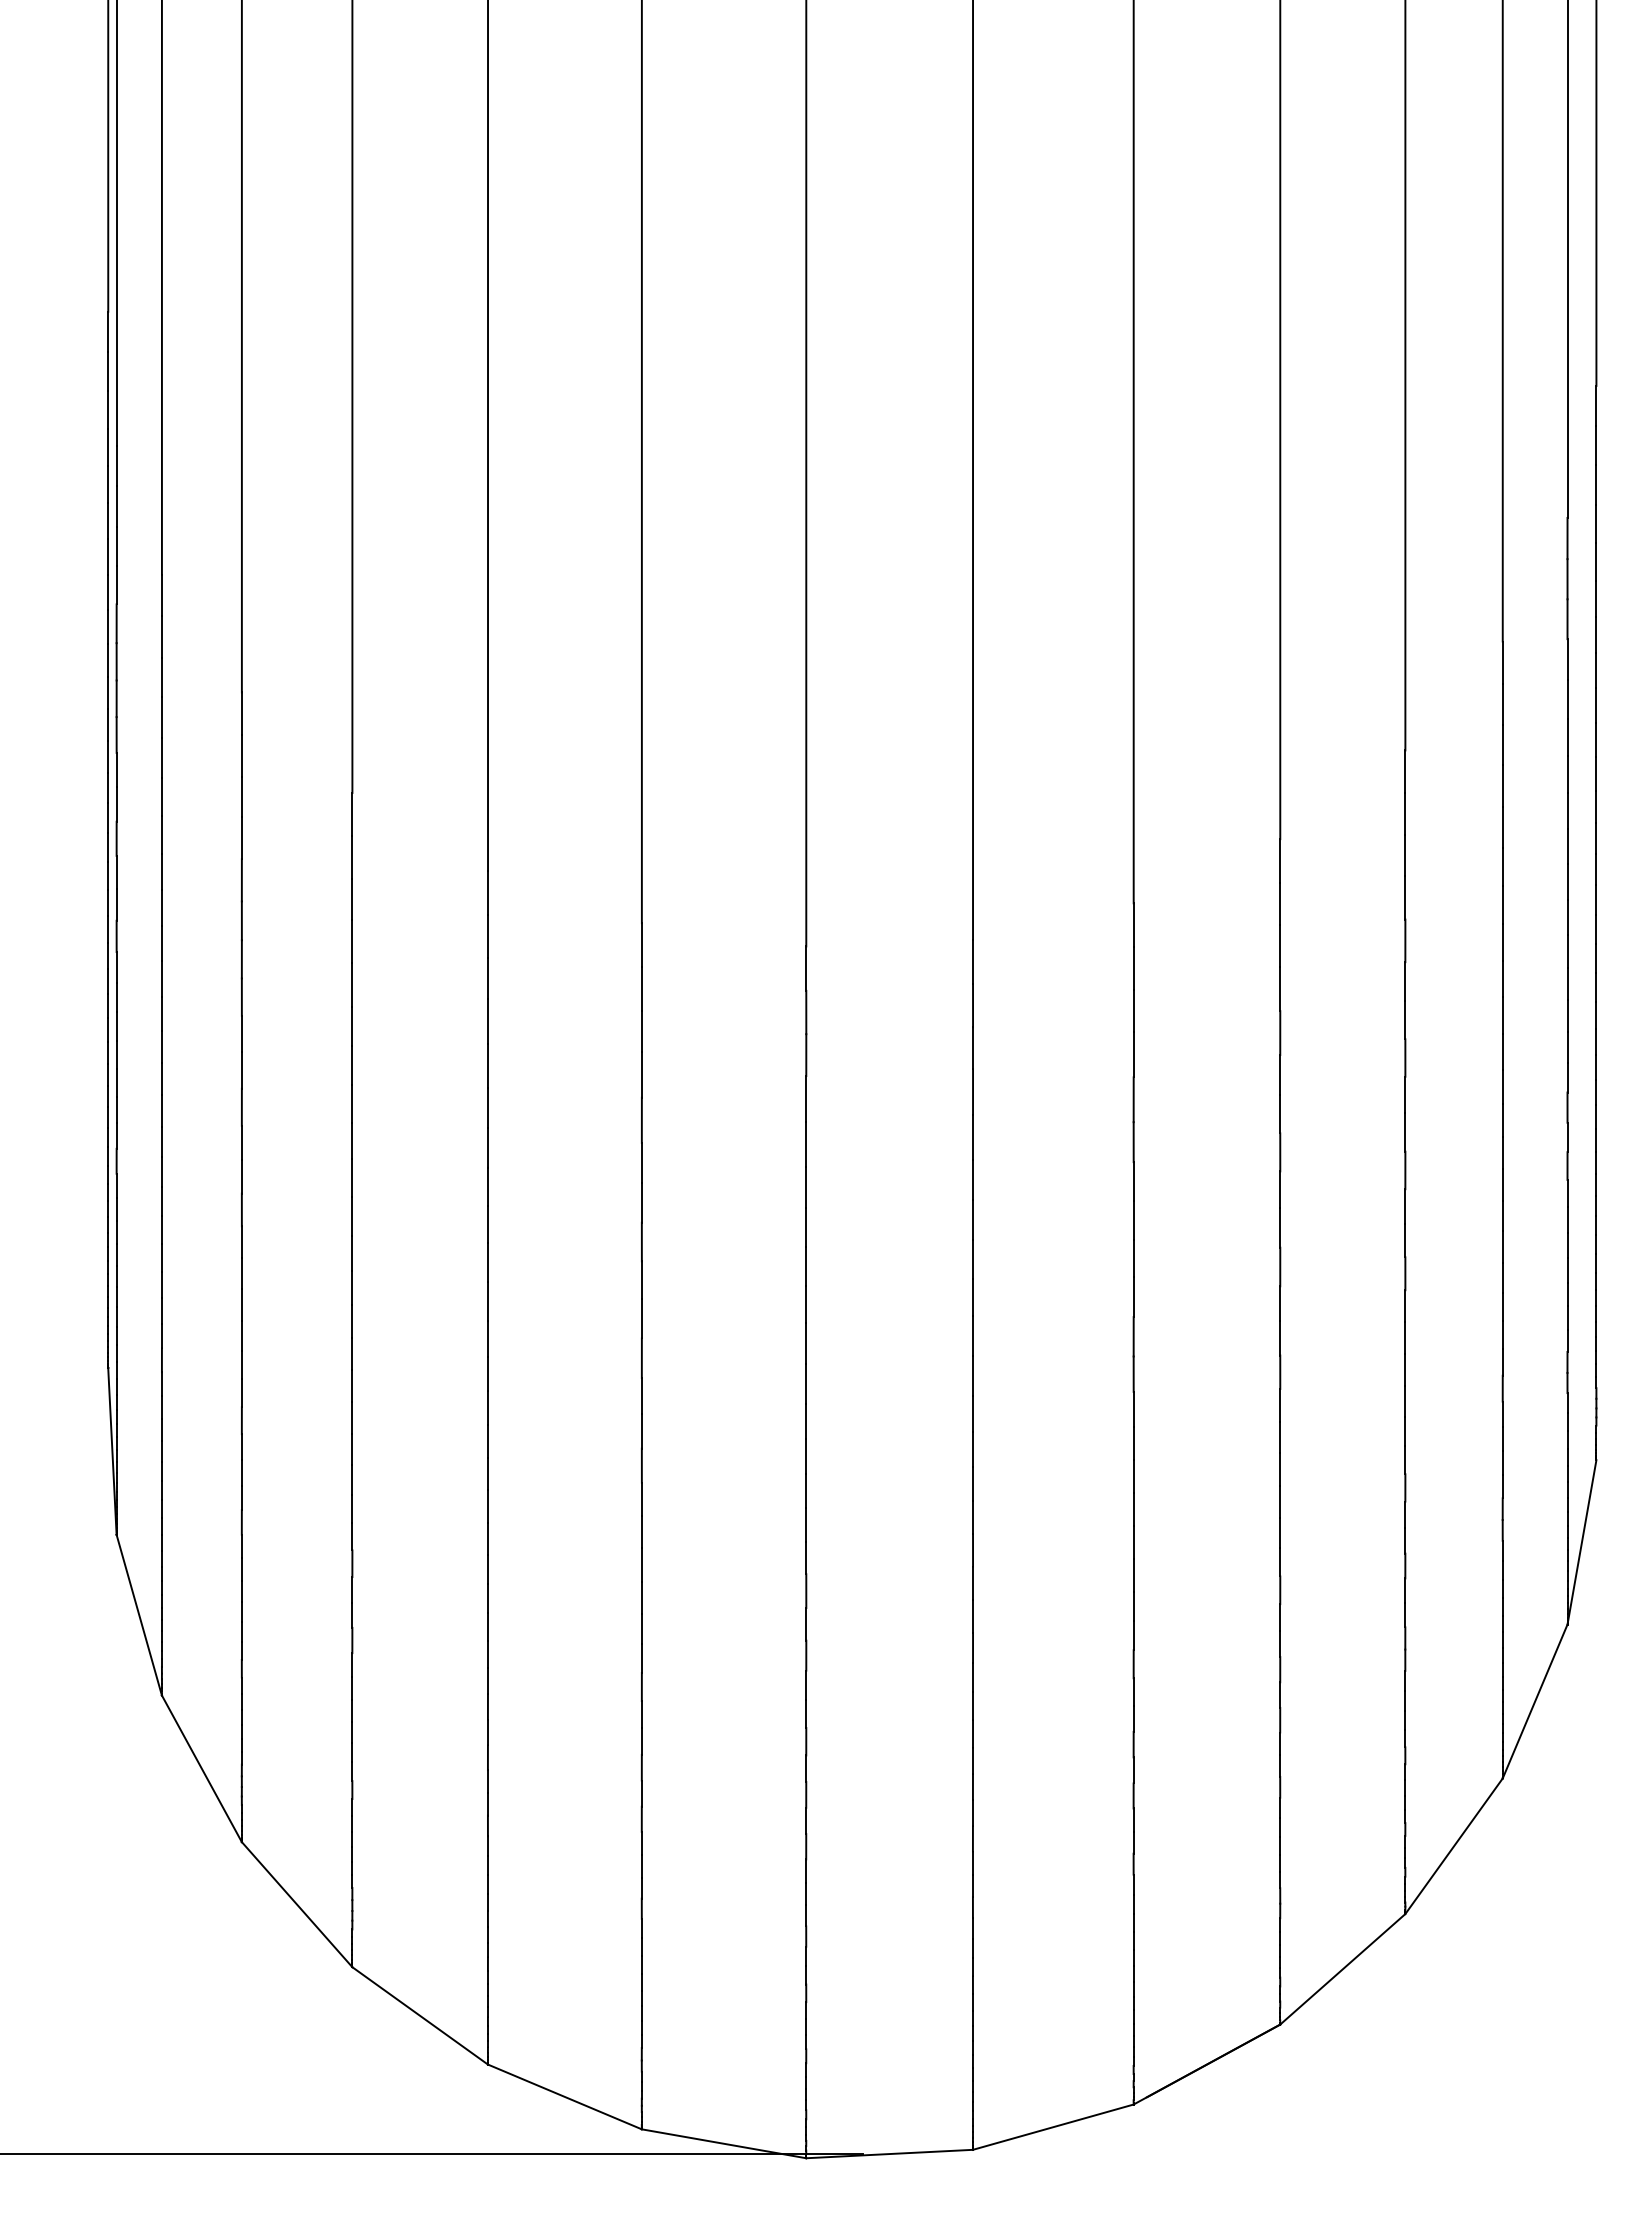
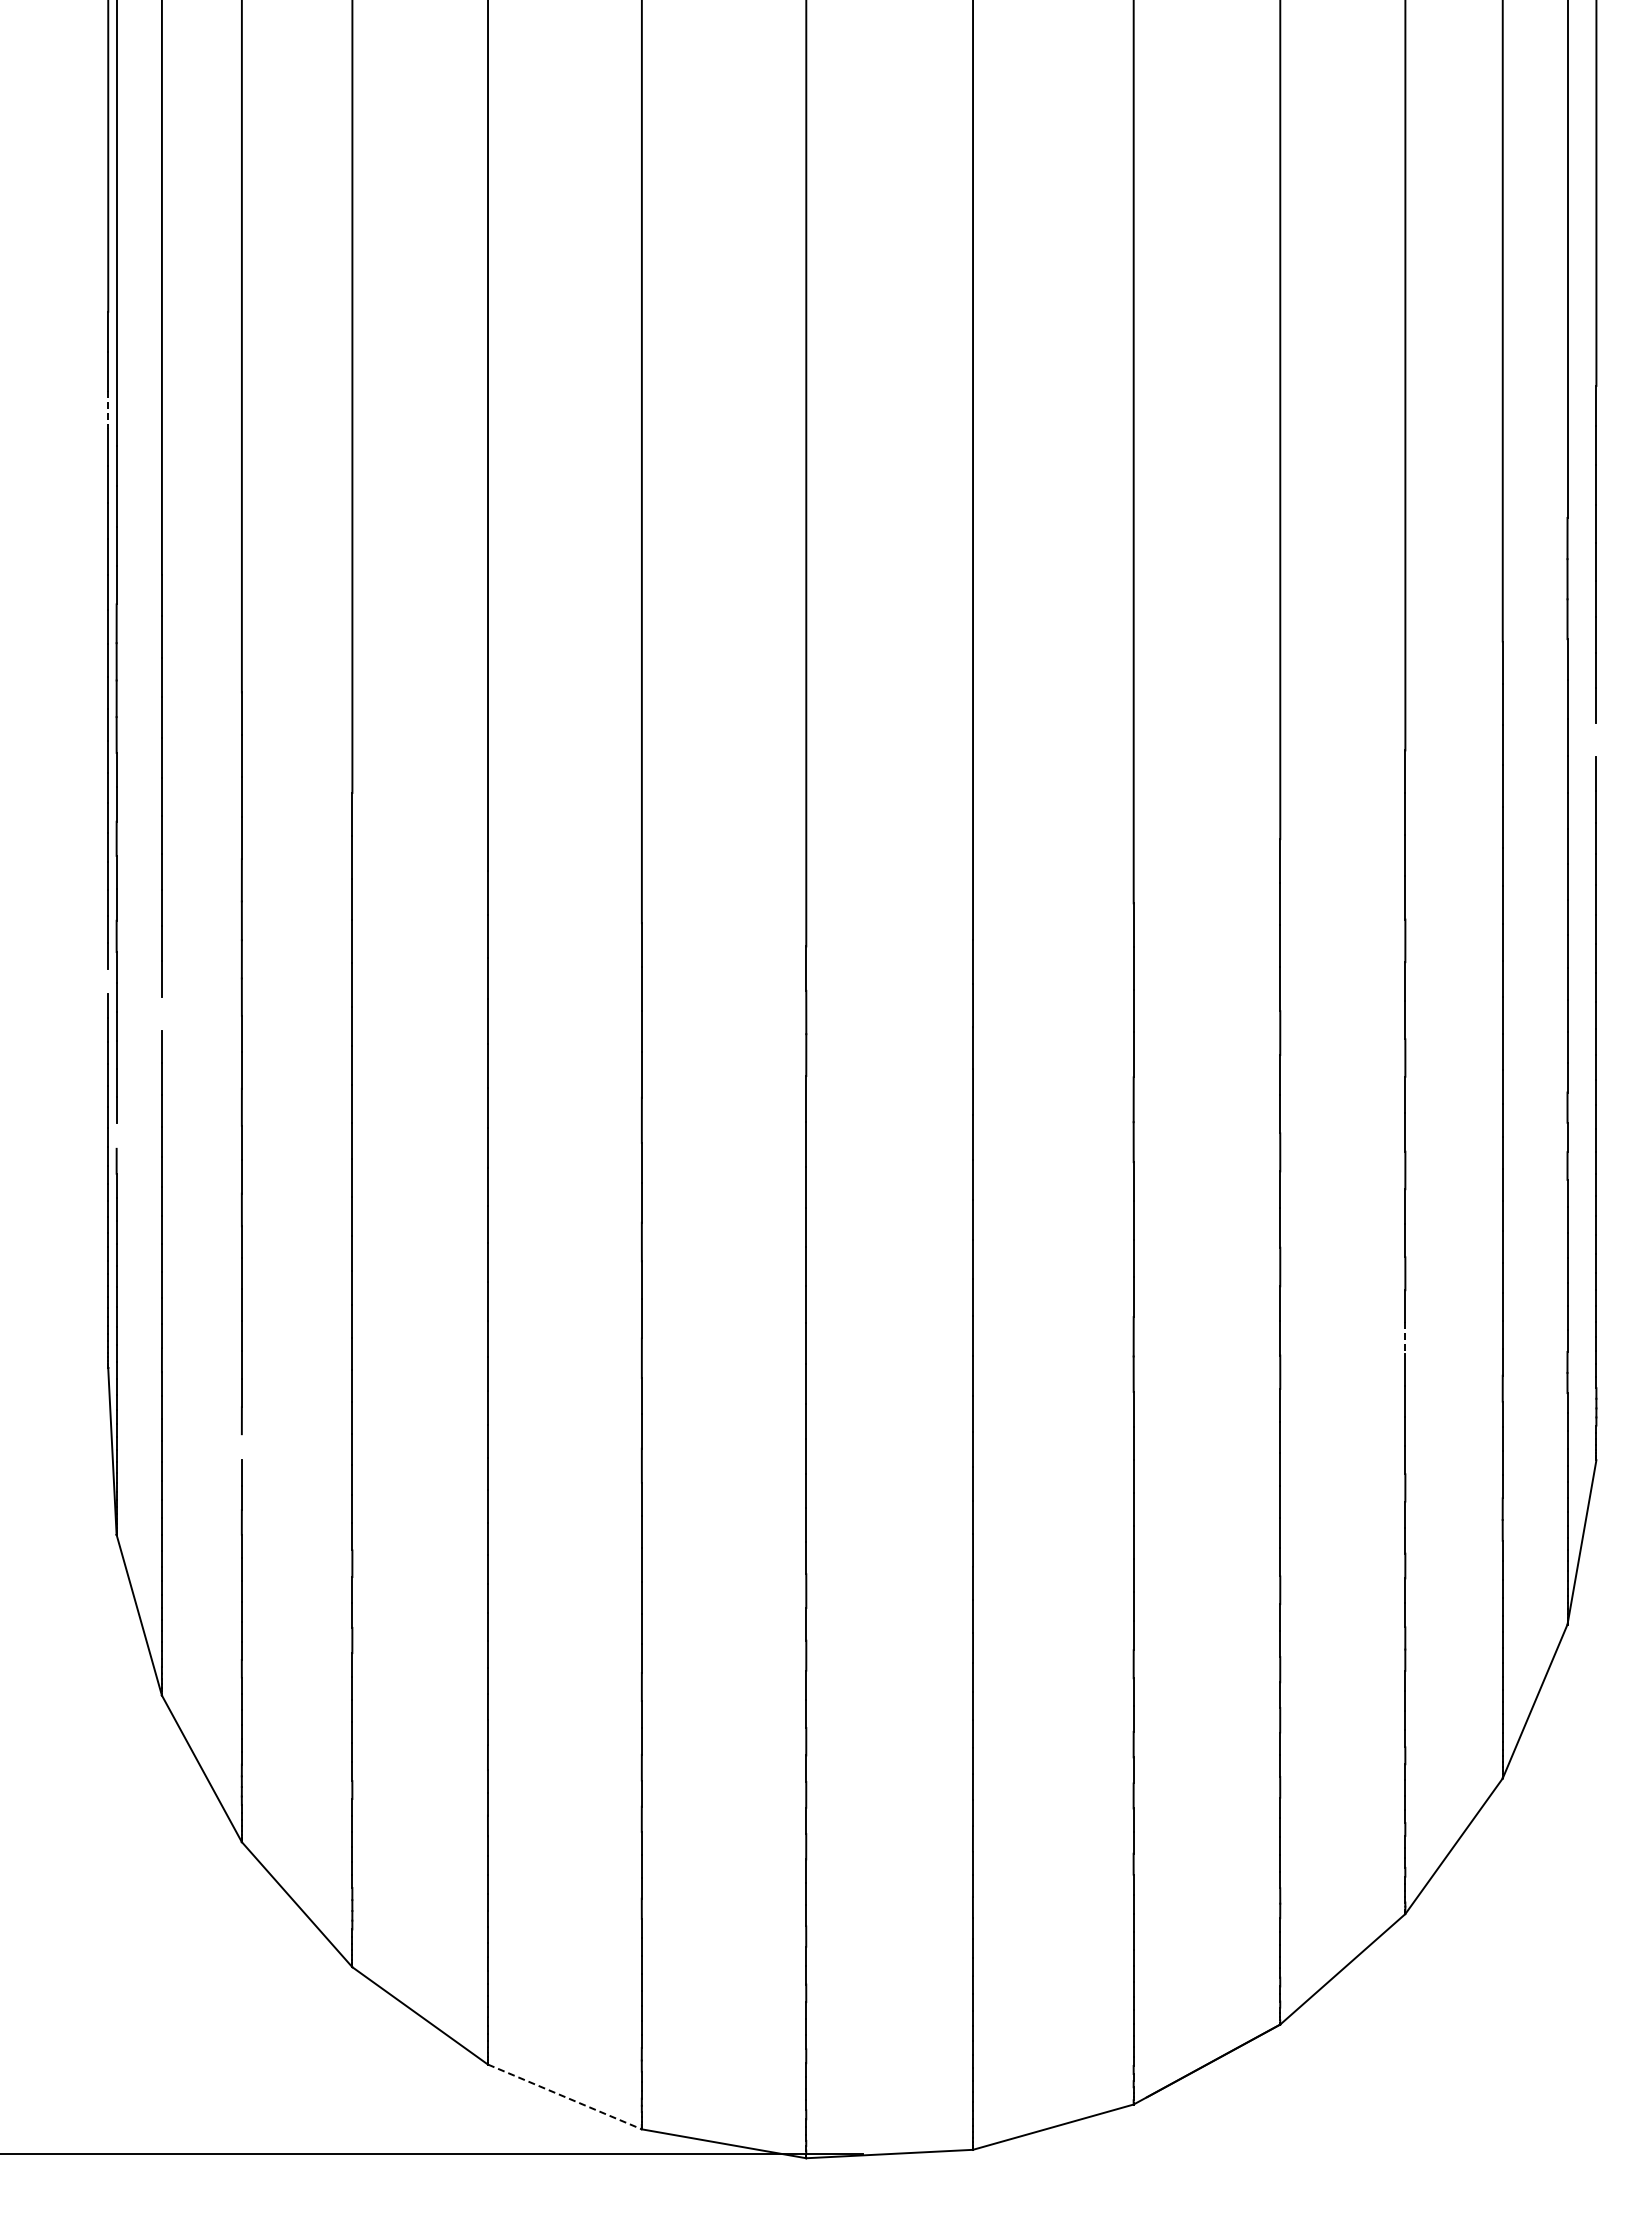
line: solid -> dashed (108, 410)
line: present -> none (1596, 740)
line: present -> none (108, 981)
line: present -> none (161, 1013)
line: present -> none (116, 1135)
line: solid -> dashed (1405, 1338)
line: present -> none (241, 1447)
line: solid -> dashed (565, 2097)
